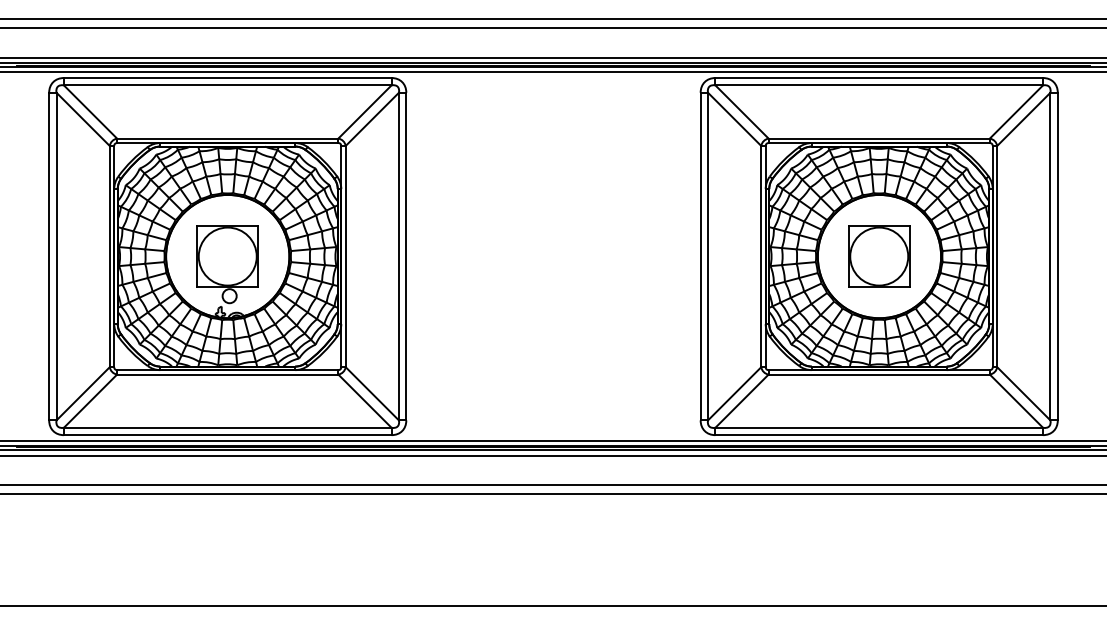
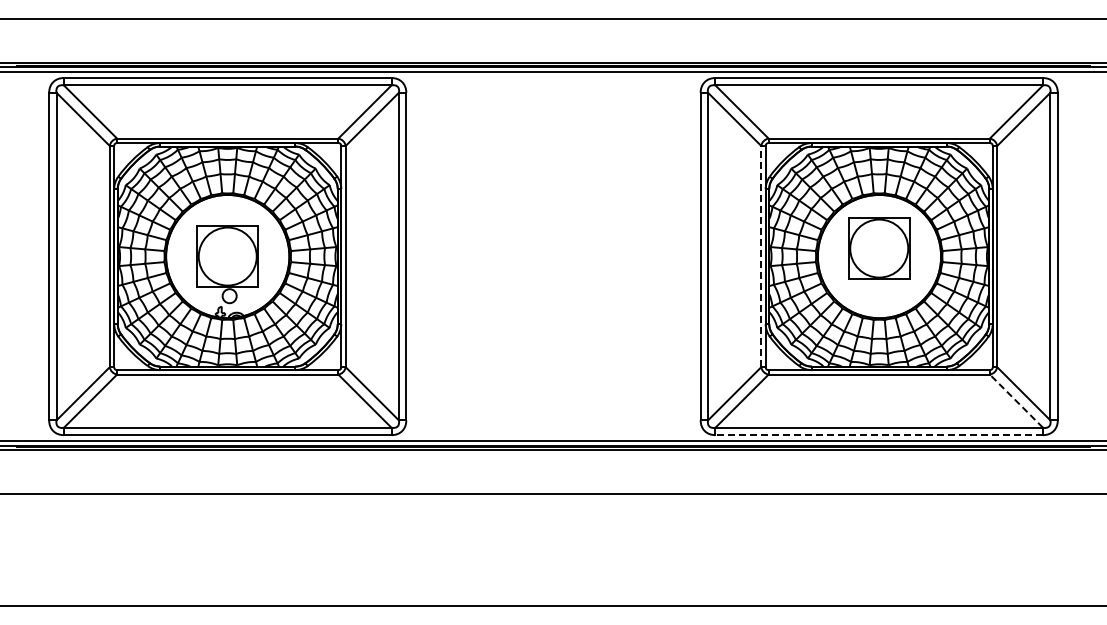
line: present -> none (552, 27)
line: present -> none (552, 57)
line: solid -> dashed (761, 256)
part position: (879, 256) -> (879, 248) (879, 248)
line: solid -> dashed (1016, 401)
line: solid -> dashed (879, 435)
line: present -> none (552, 455)
line: present -> none (552, 485)
